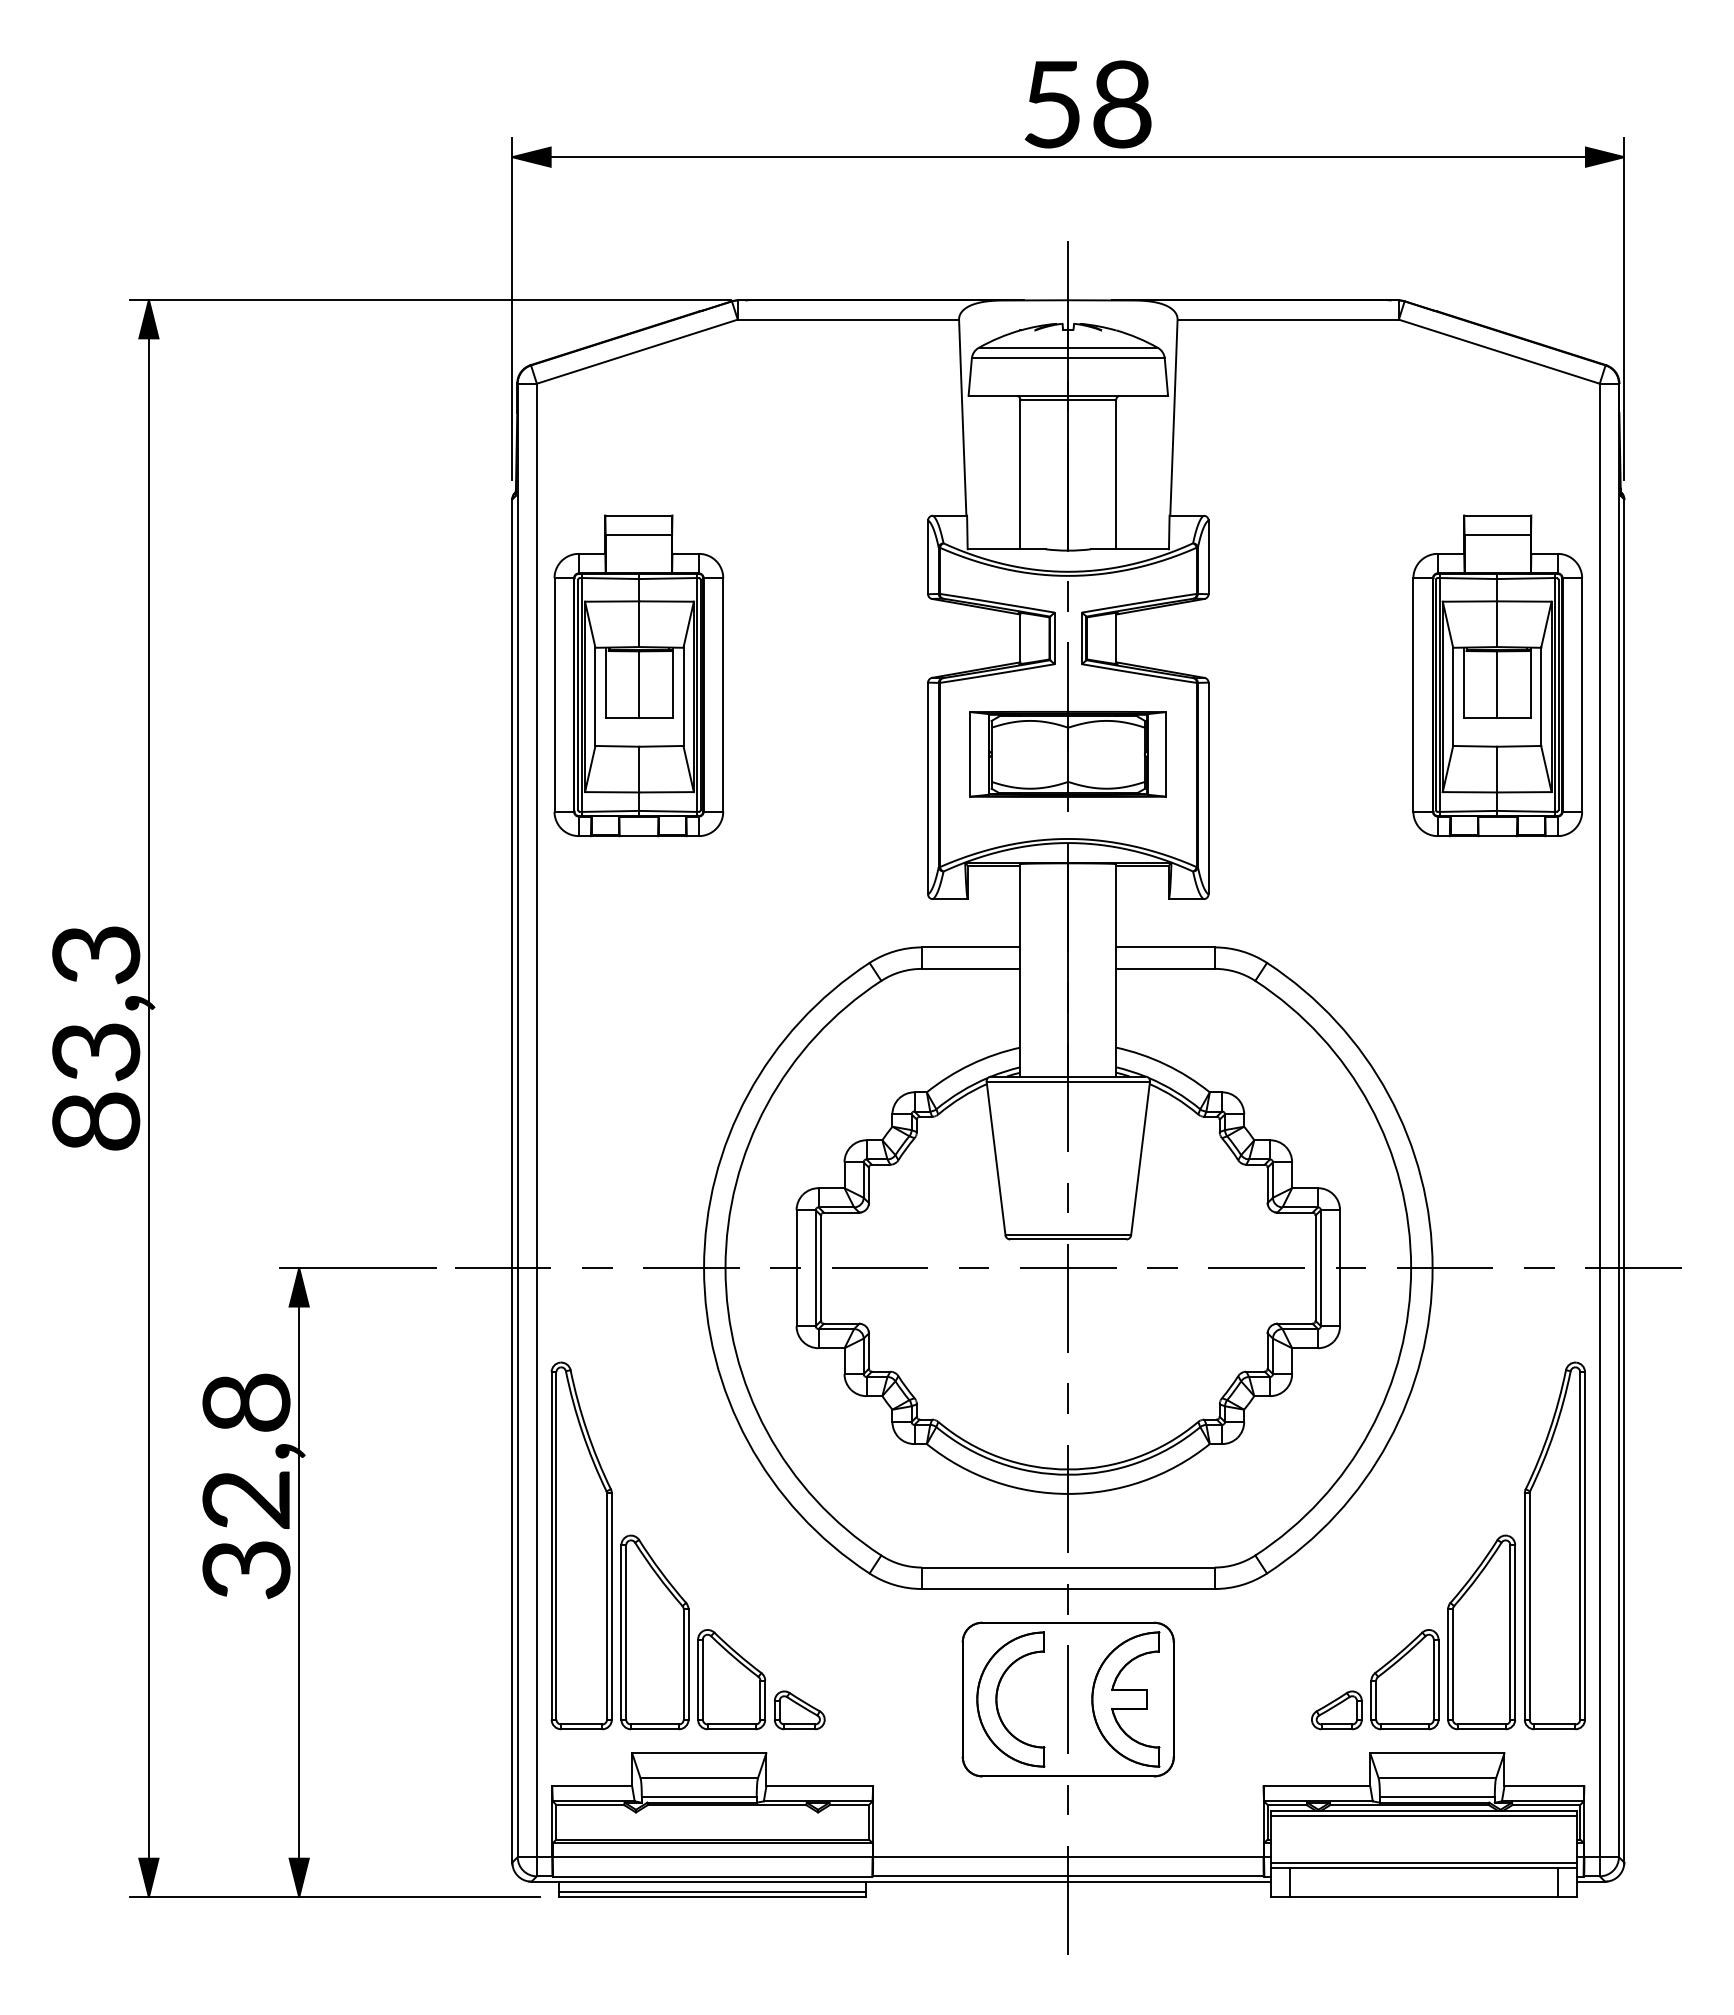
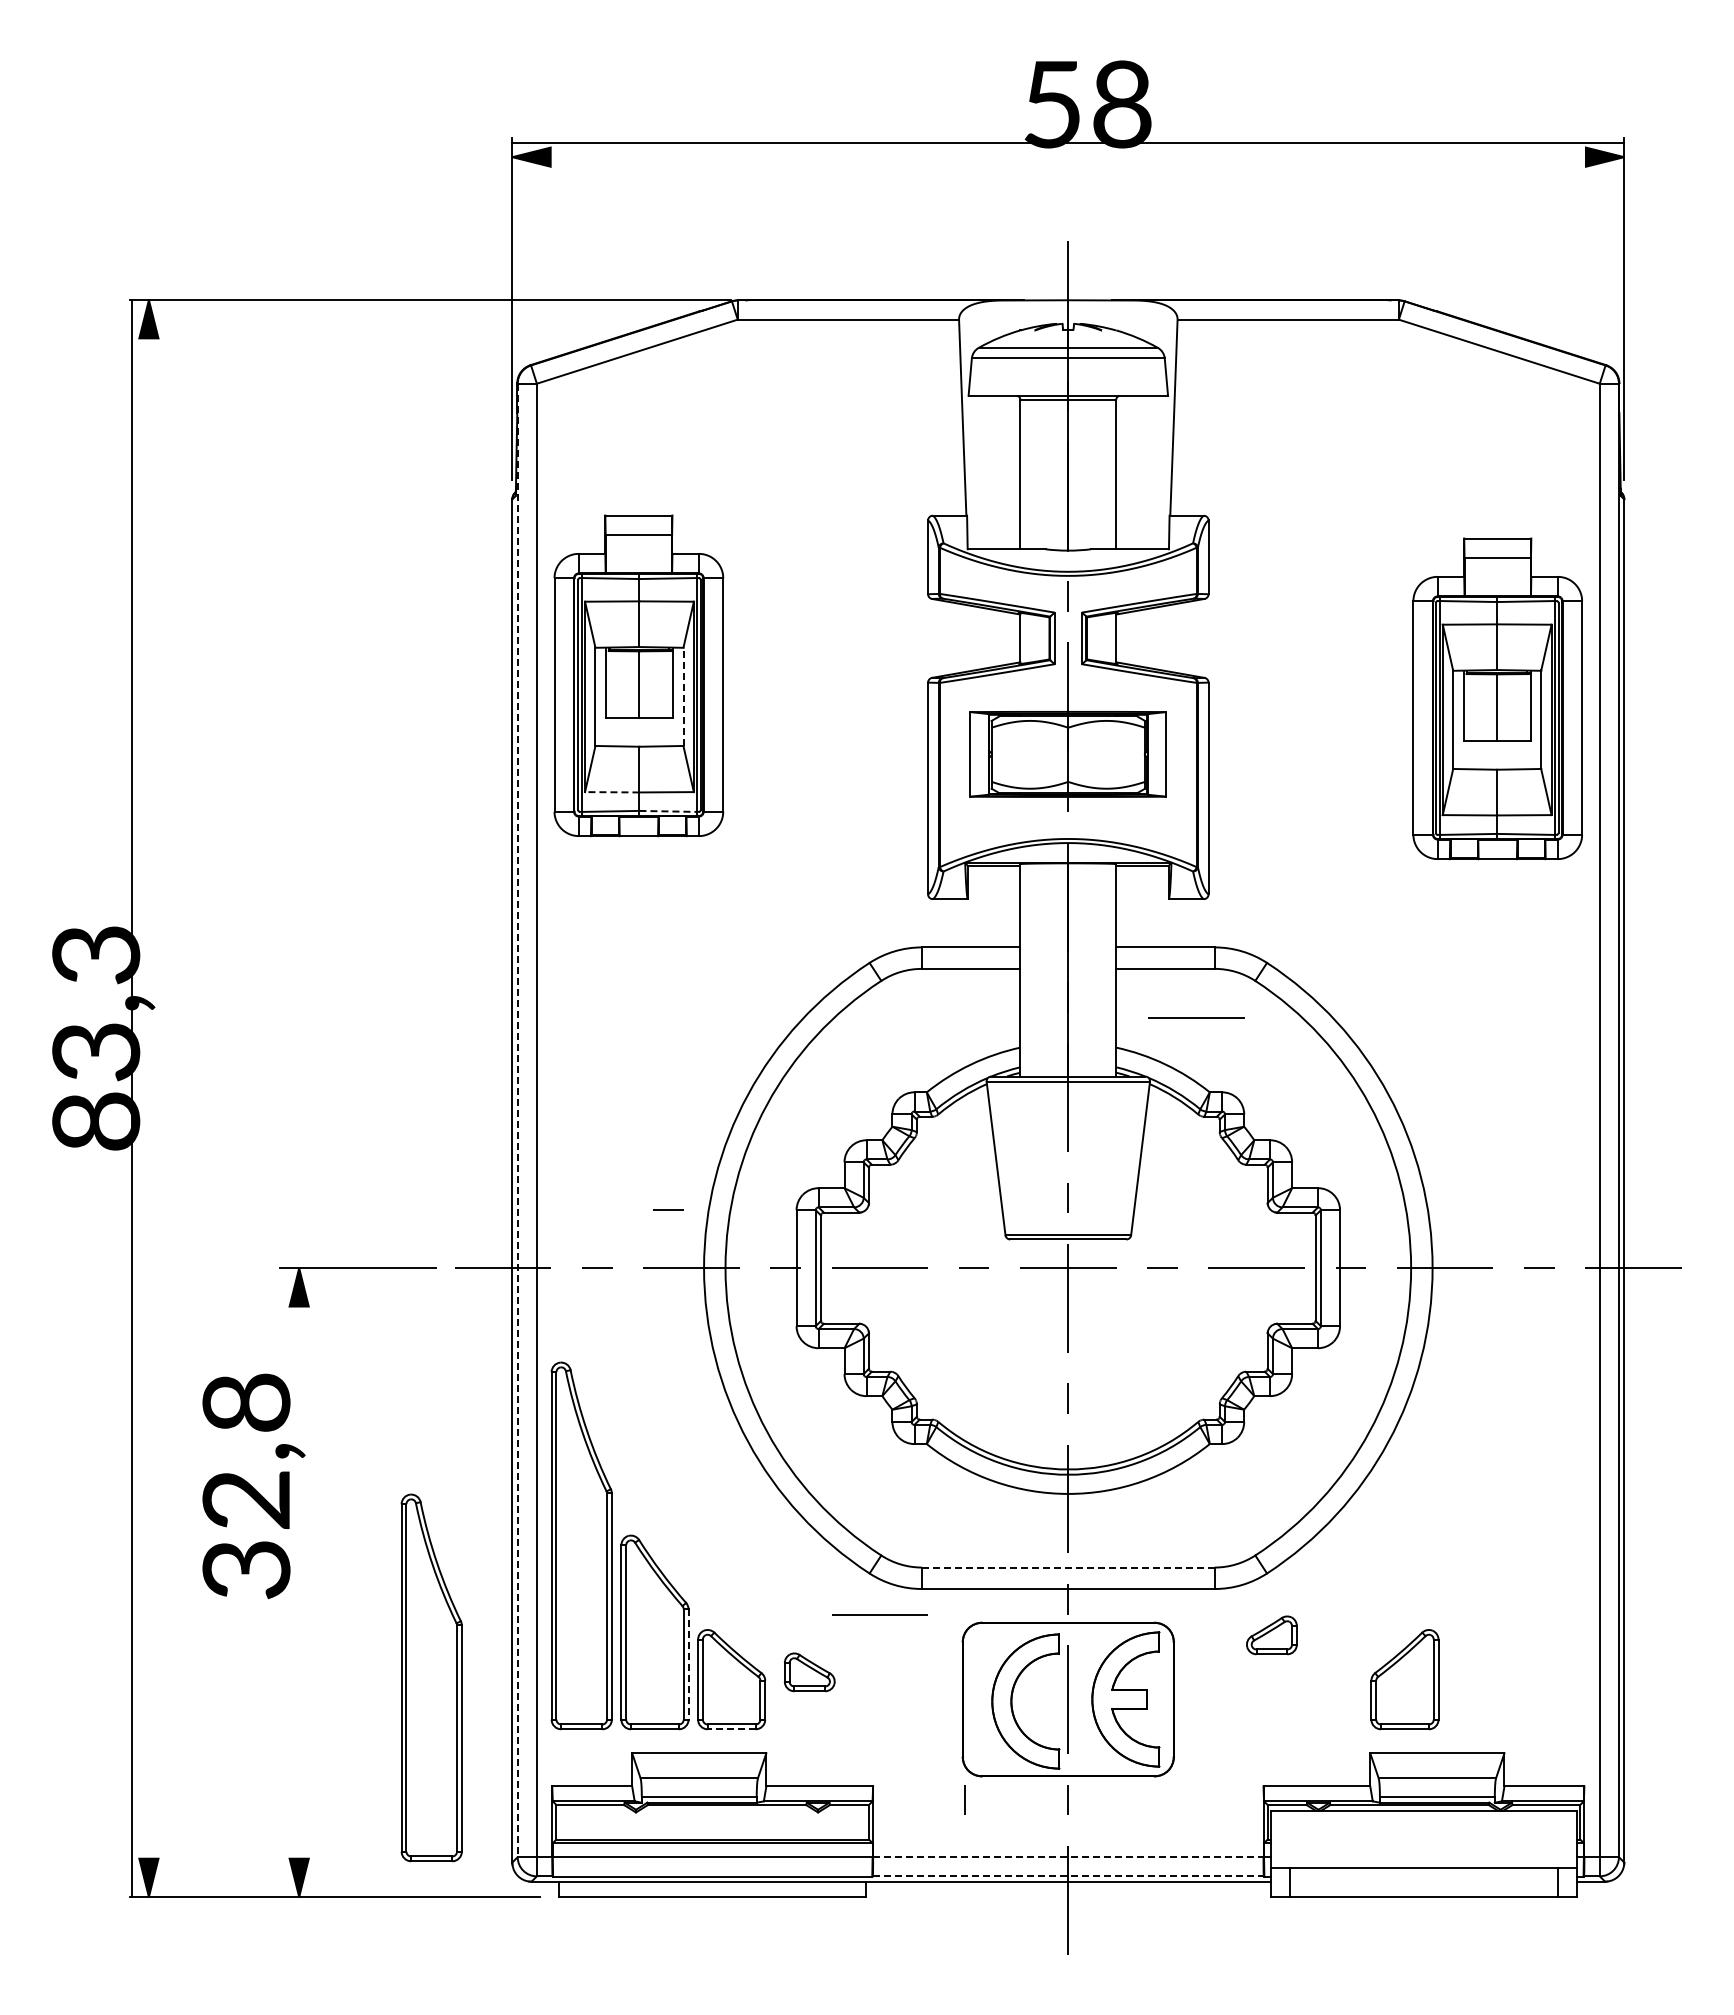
line position: (1068, 157) -> (1068, 143) (1068, 143)
part position: (1497, 675) -> (1497, 698) (1497, 698)
line: solid -> dashed (683, 696)
line: solid -> dashed (611, 792)
line: solid -> dashed (668, 811)
line: none -> present (1196, 1017)
line position: (148, 1098) -> (131, 1098) (131, 1098)
line: solid -> dashed (517, 1120)
line: none -> present (668, 1209)
part: present -> none (1516, 1545)
line: solid -> dashed (1068, 1567)
line: present -> none (299, 1582)
line: none -> present (879, 1614)
line: solid -> dashed (688, 1664)
part: none -> present (431, 1677)
part position: (997, 1699) -> (1012, 1701) (1012, 1701)
part position: (799, 1710) -> (809, 1672) (809, 1672)
part position: (1336, 1710) -> (1271, 1635) (1271, 1635)
line: solid -> dashed (731, 1729)
line: none -> present (964, 1799)
line: present -> none (1423, 1815)
line: solid -> dashed (1068, 1857)
line: present -> none (1423, 1863)
line: solid -> dashed (1068, 1876)
line: present -> none (712, 1892)
